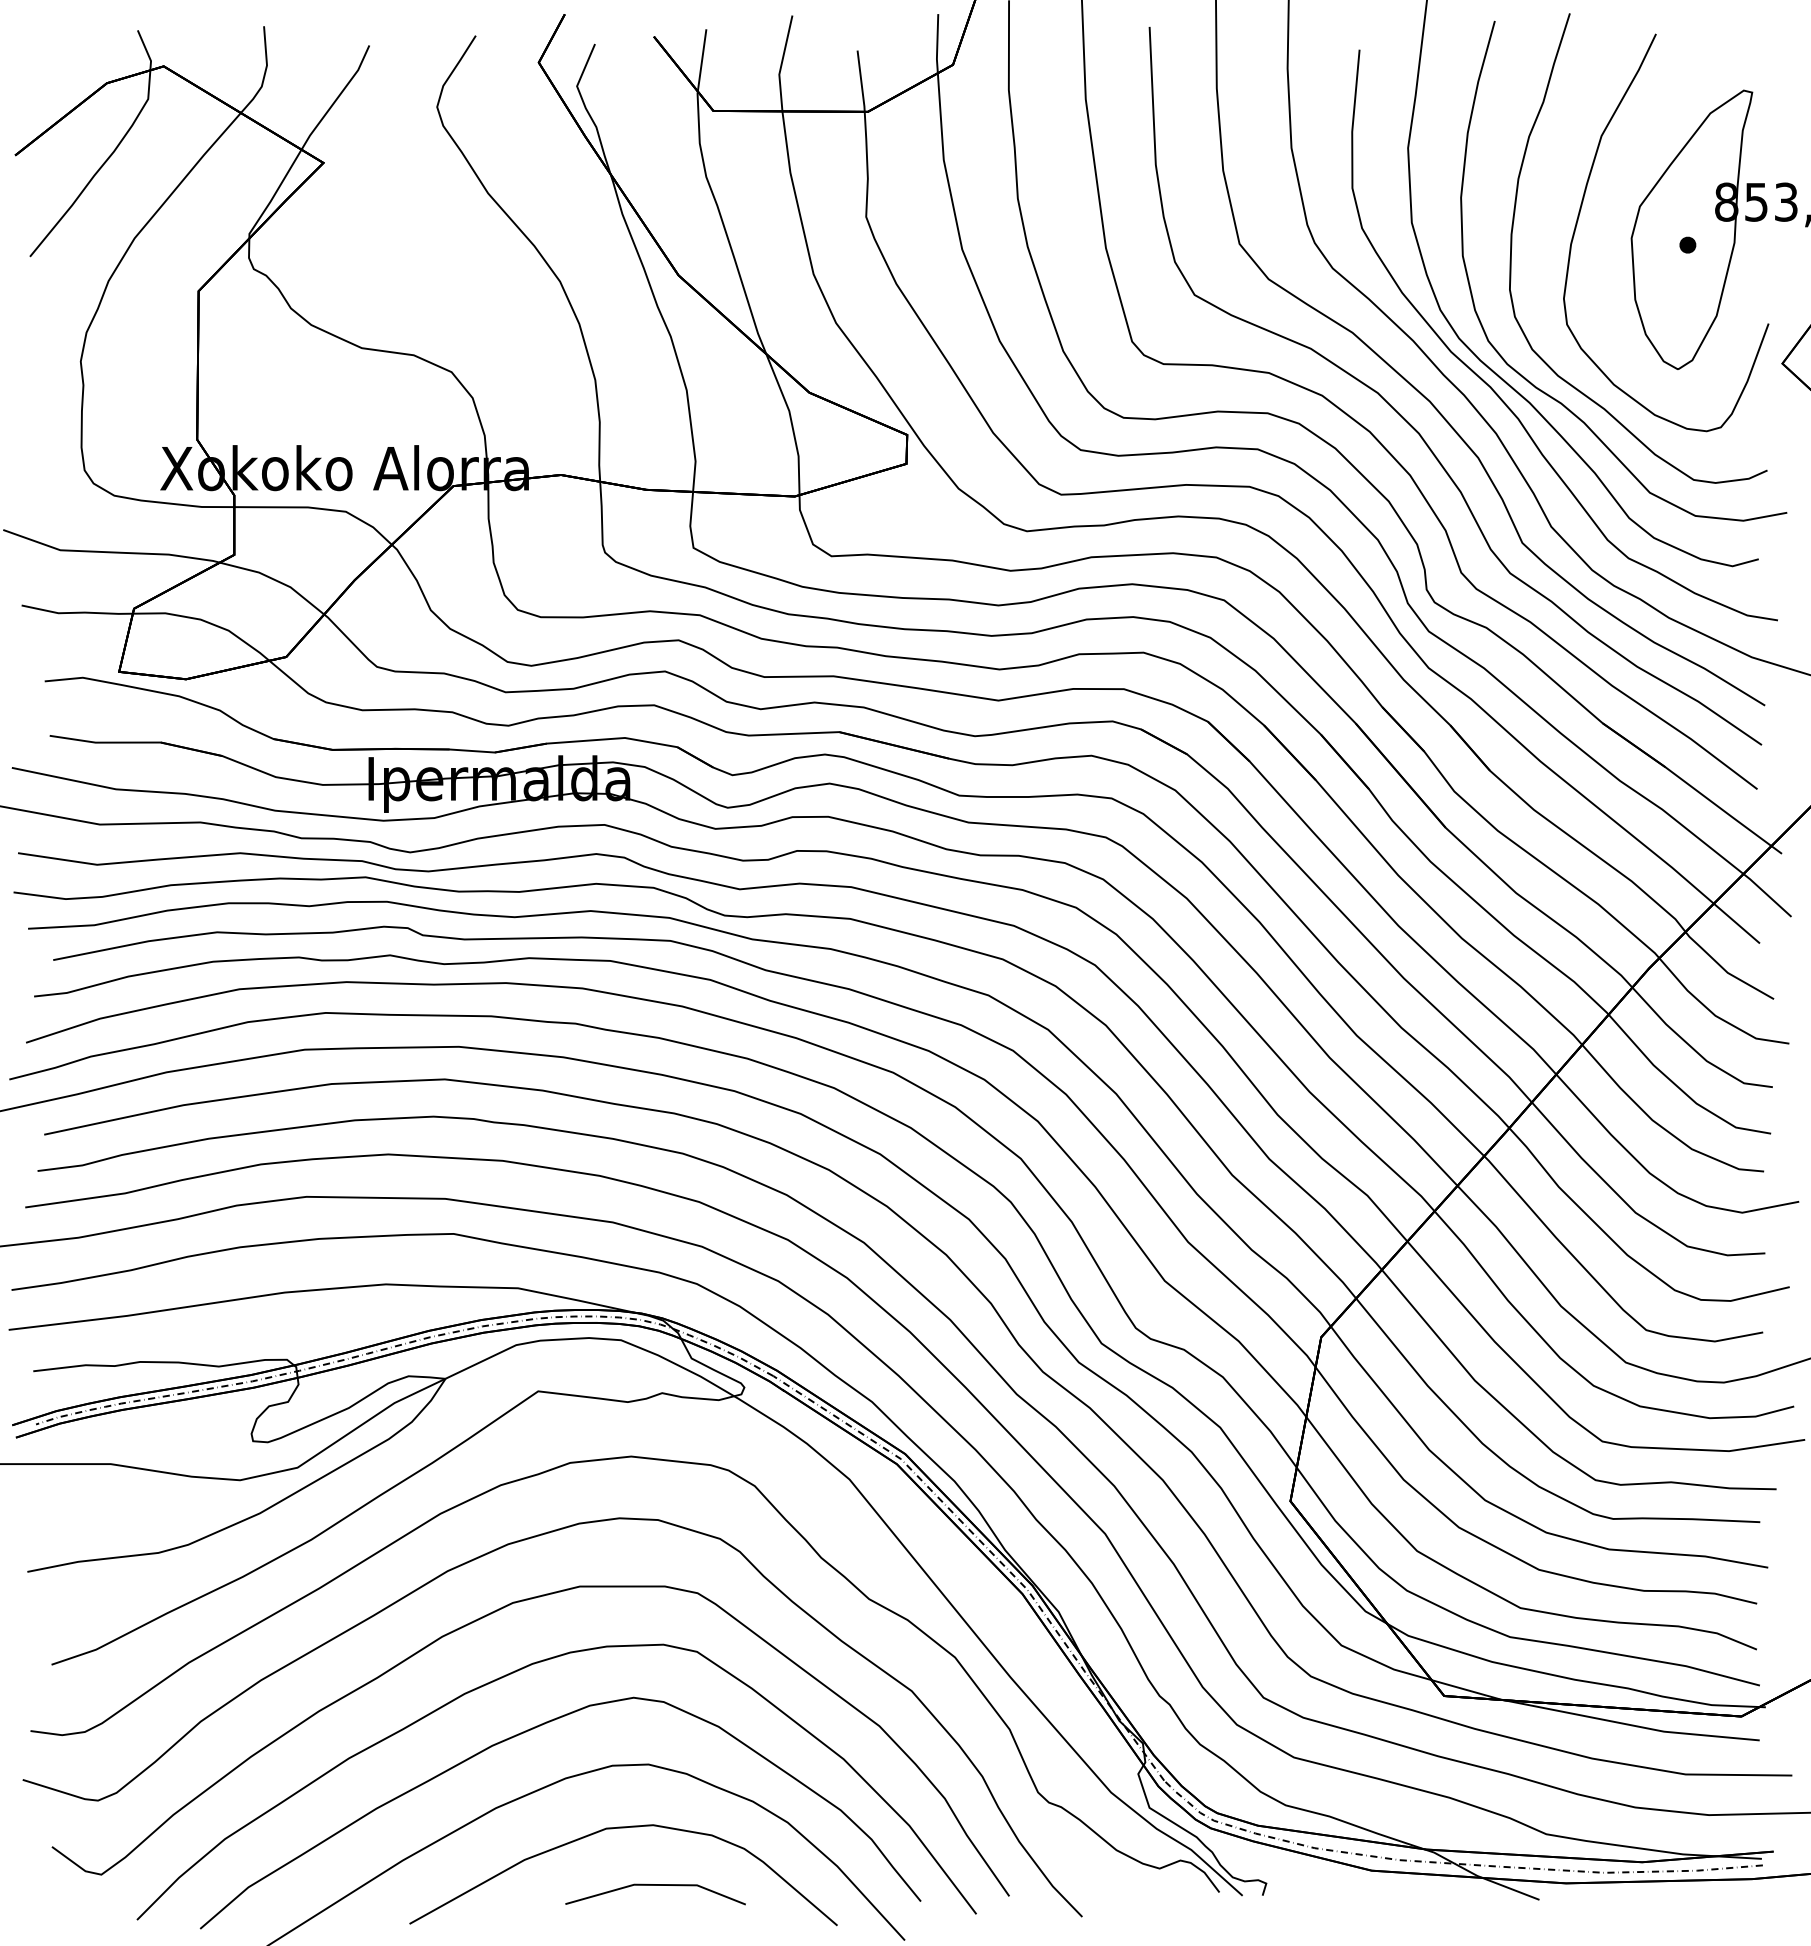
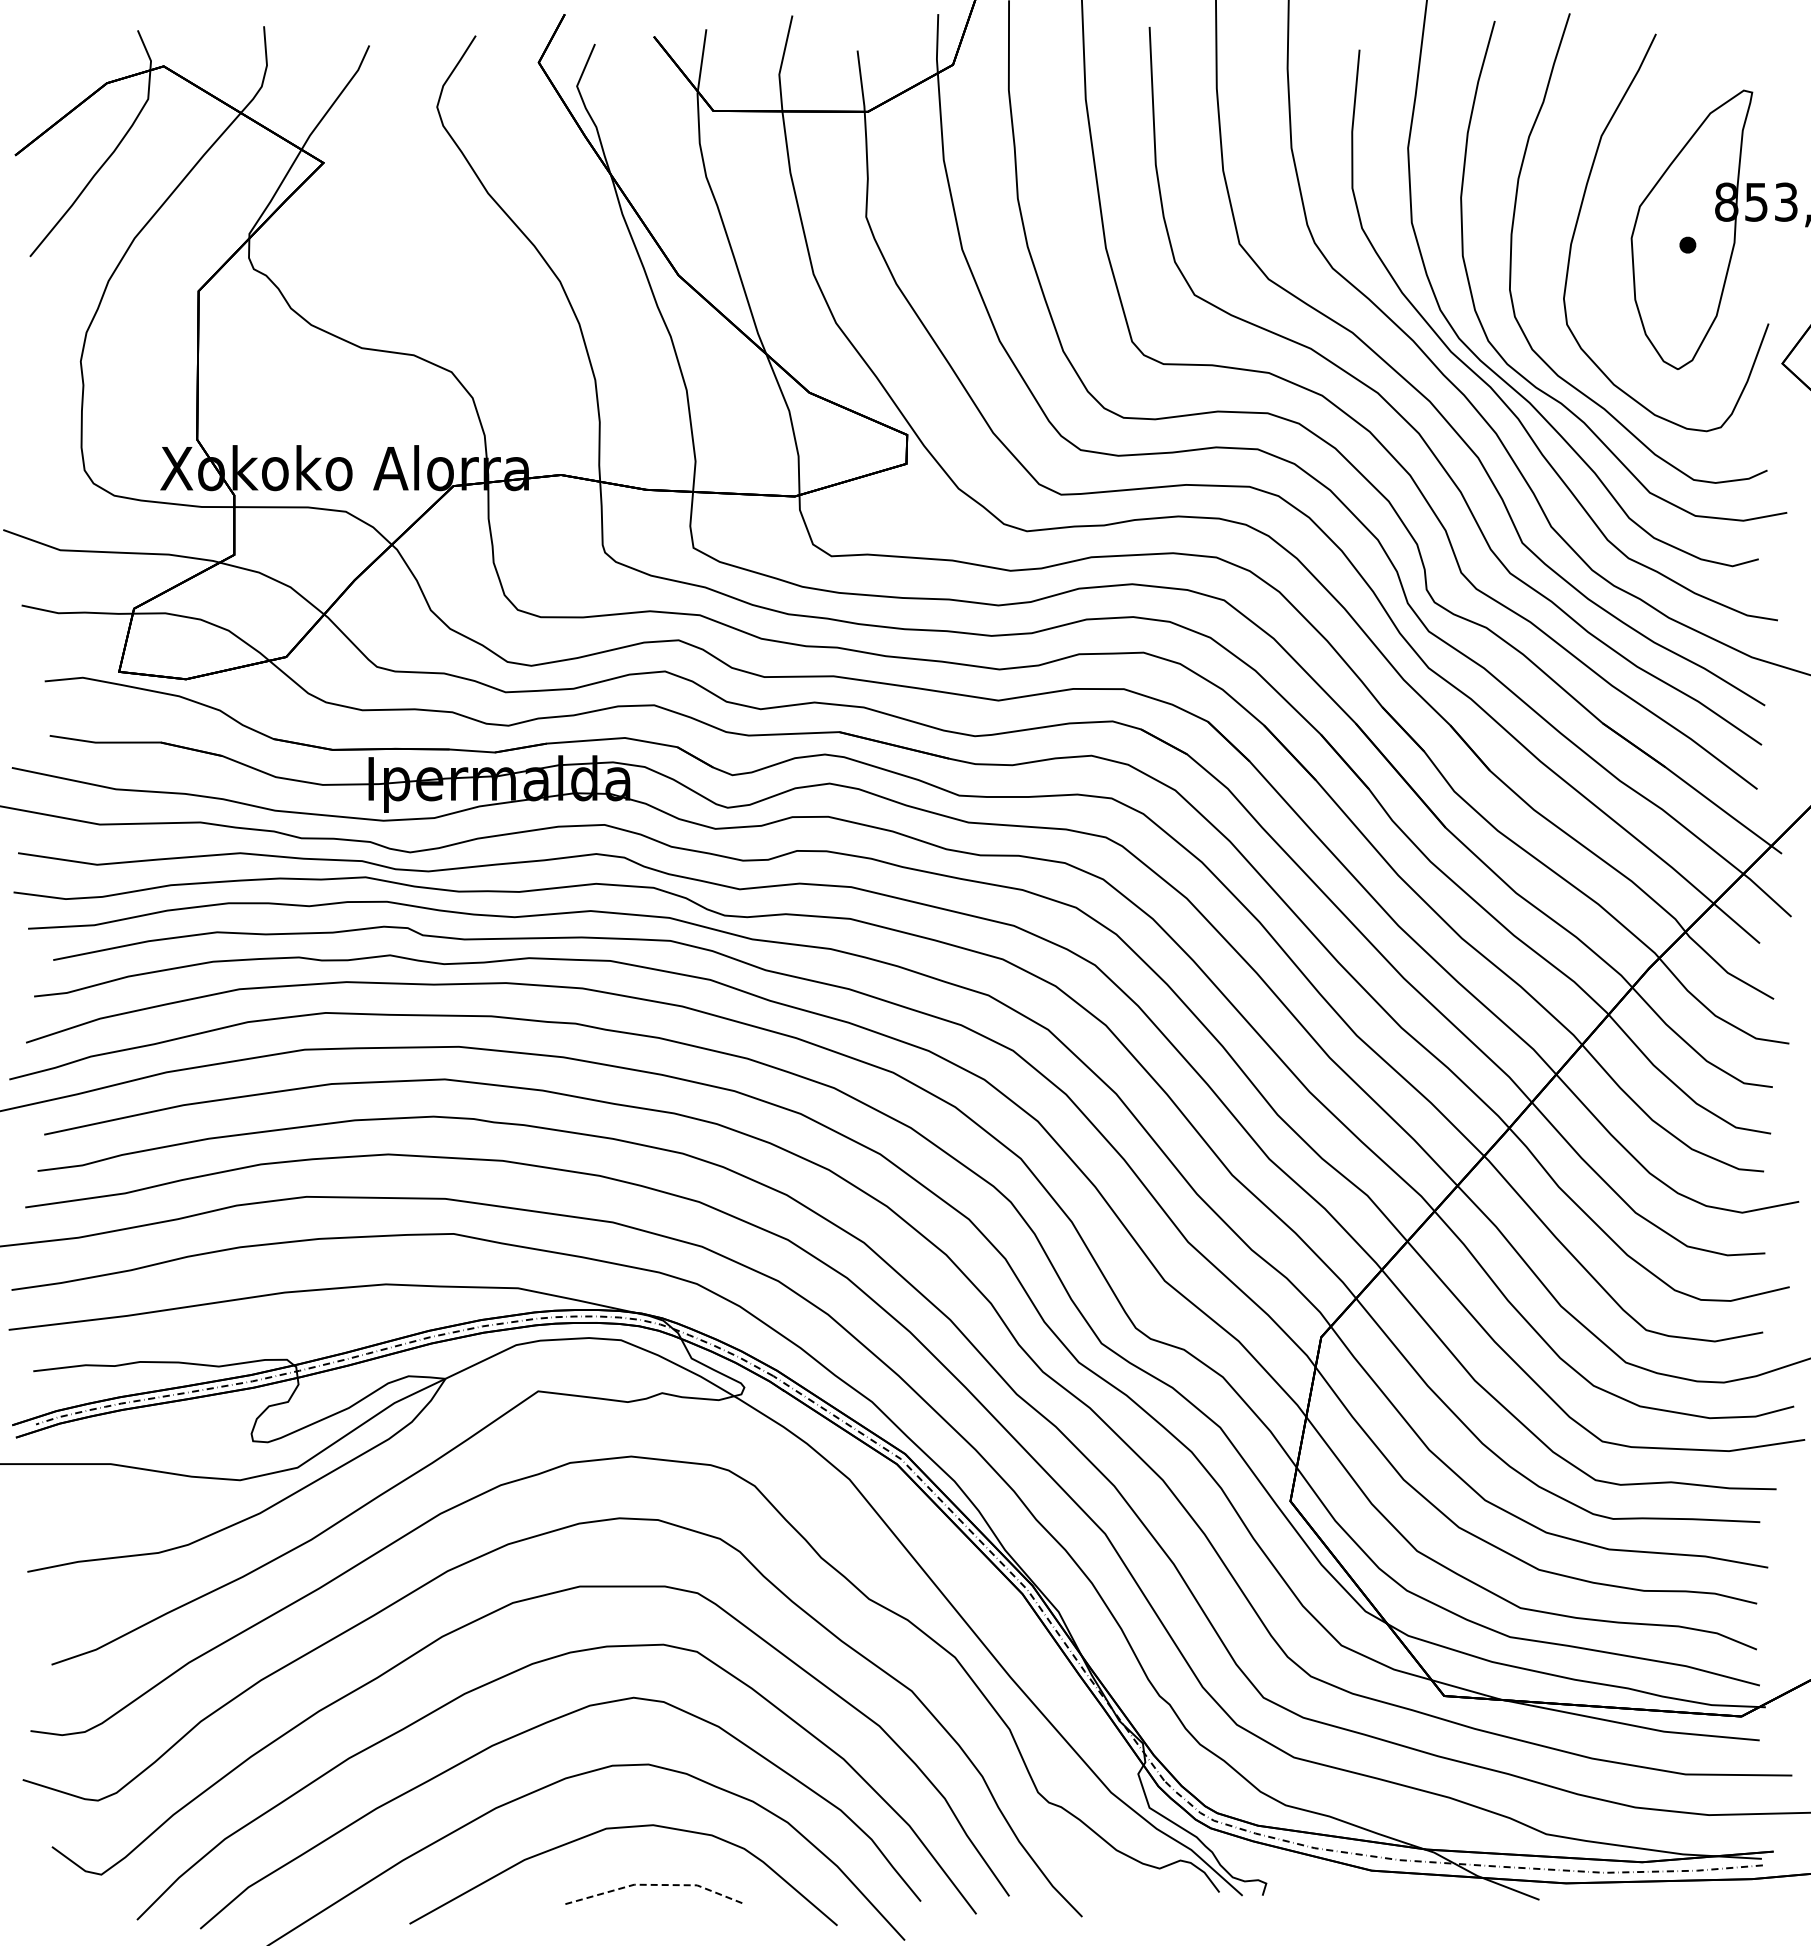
line: solid -> dashed (656, 1884)
